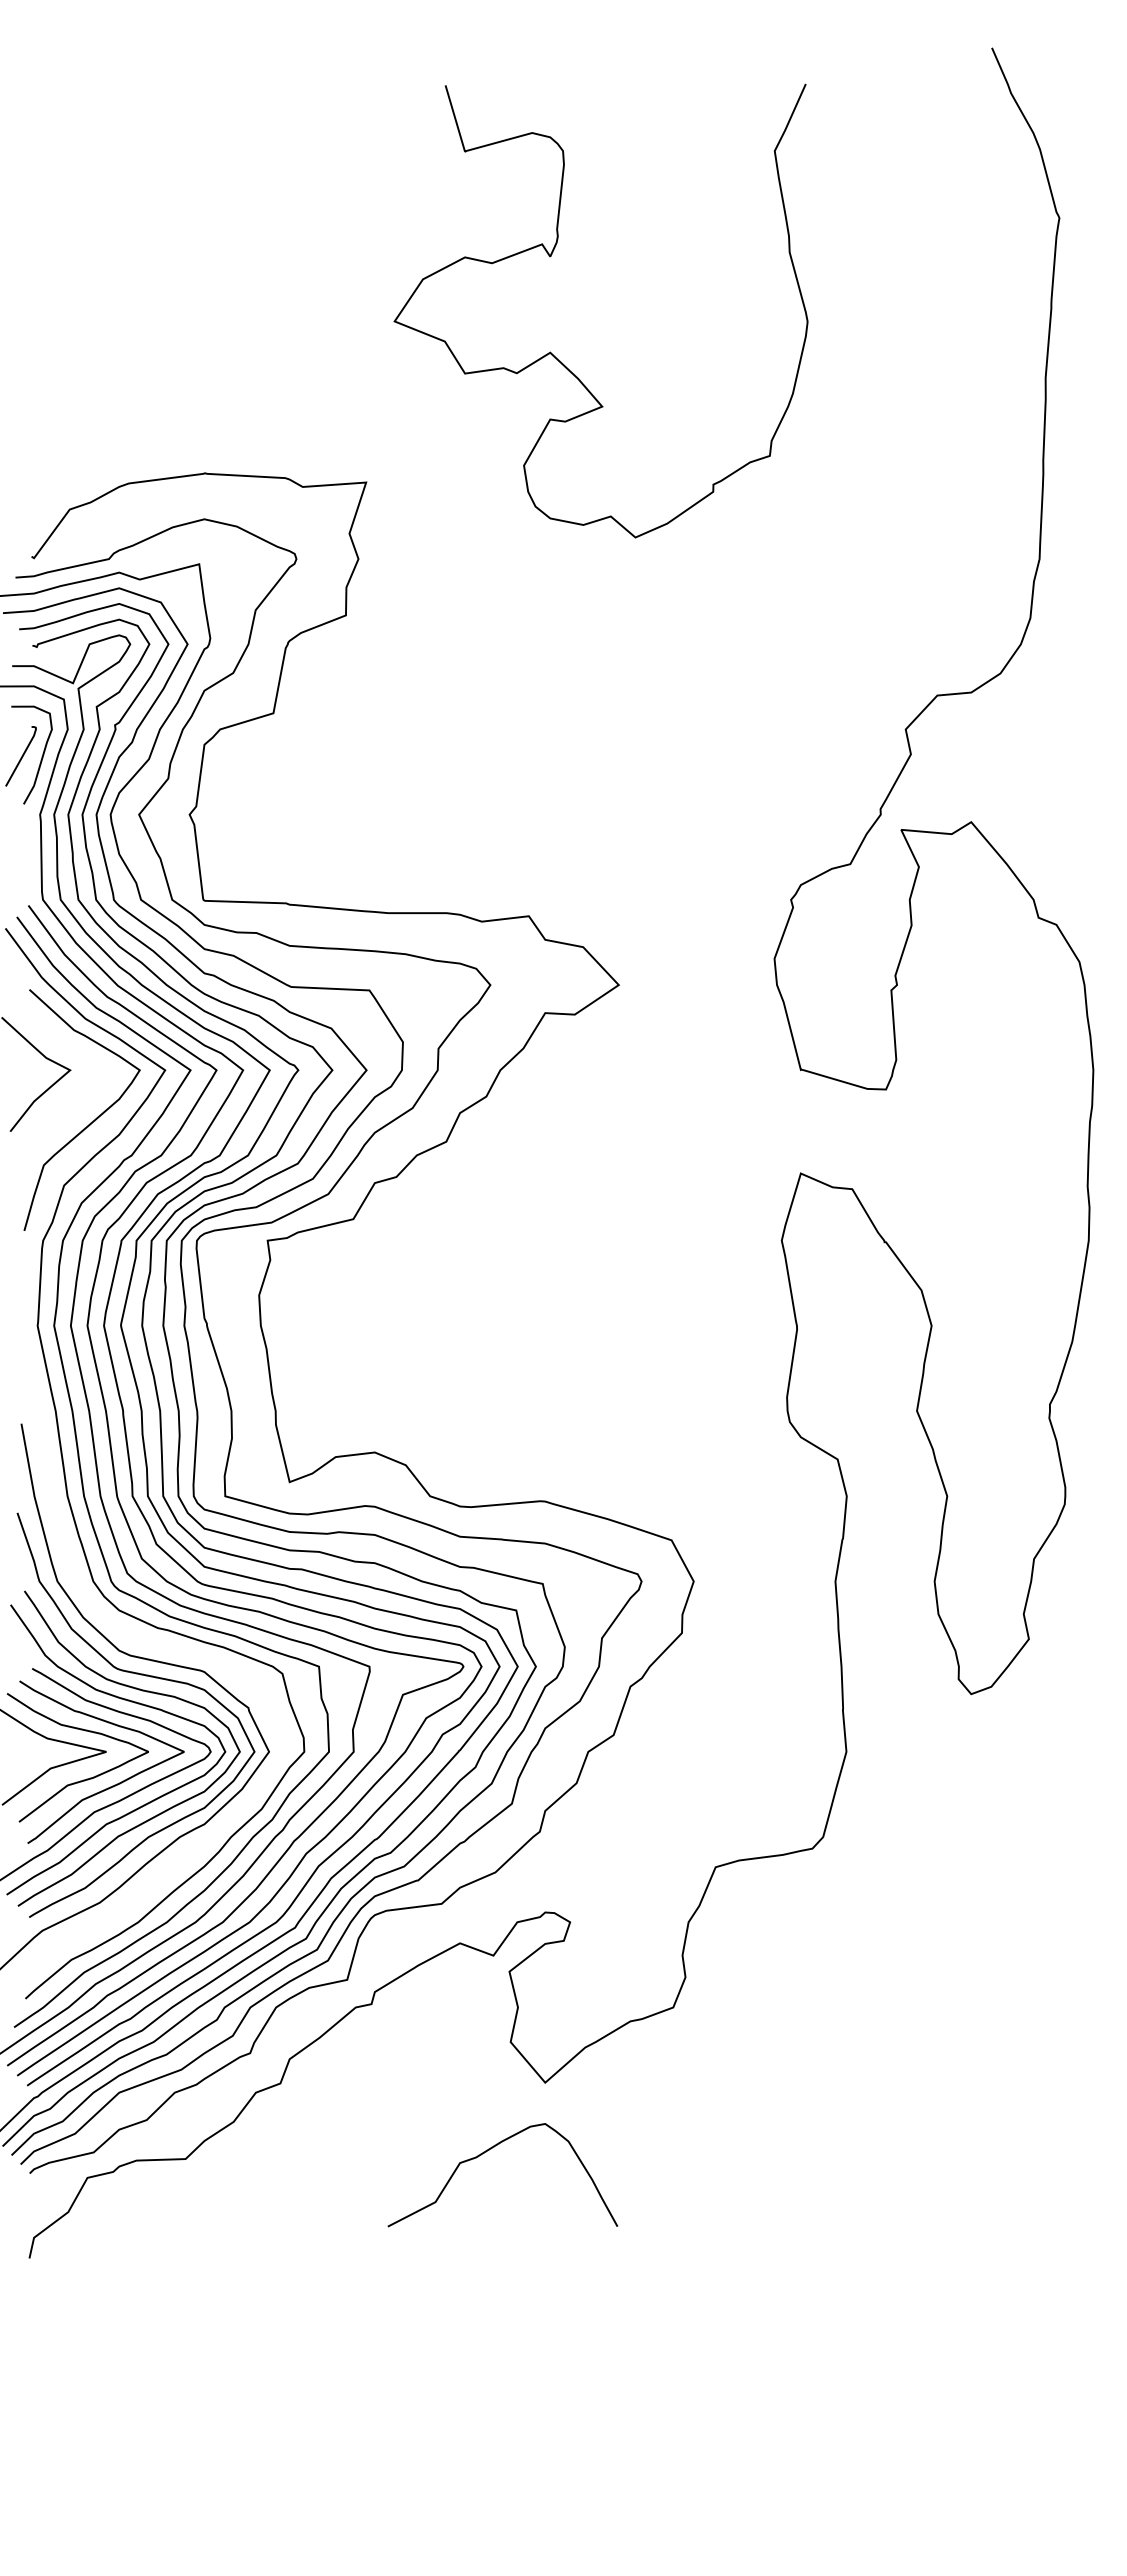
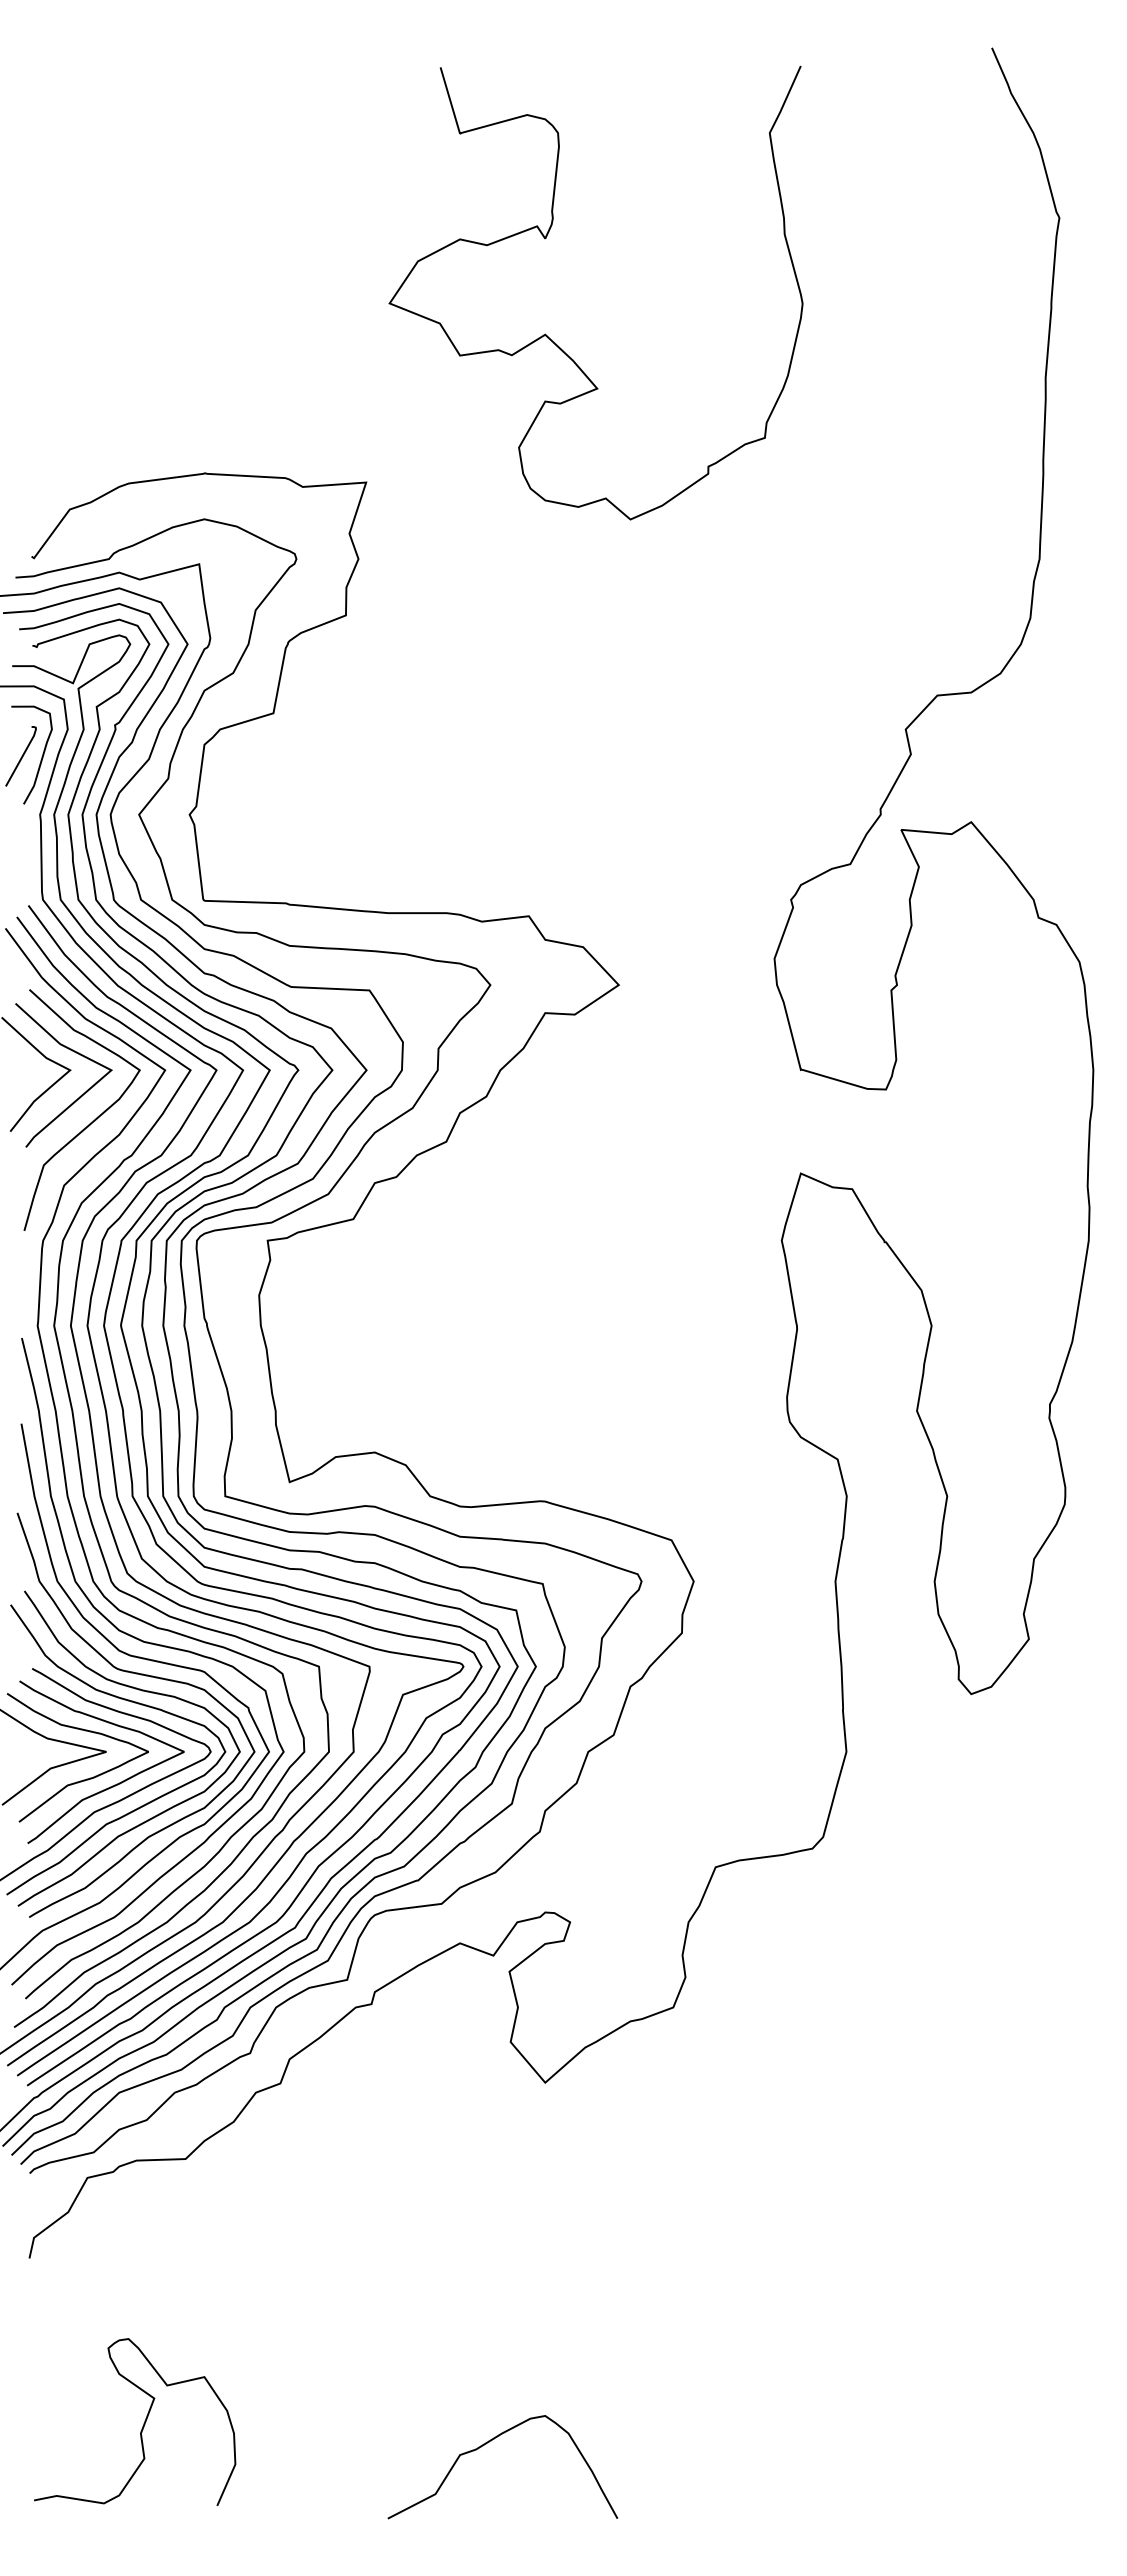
curve position: (560, 360) -> (555, 342) (555, 342)
curve: none -> present (74, 1052)
curve: none -> present (150, 1644)
curve position: (486, 2152) -> (486, 2444) (486, 2444)
curve: none -> present (143, 2423)
